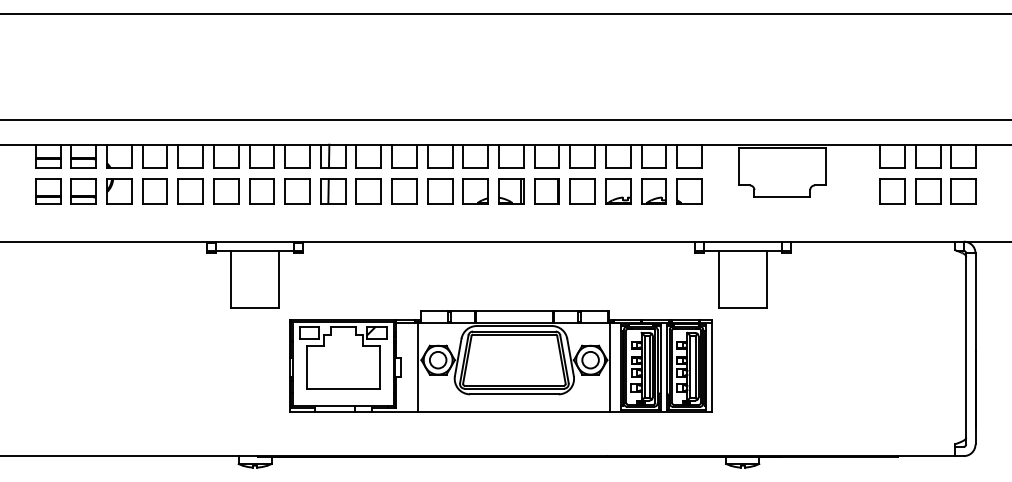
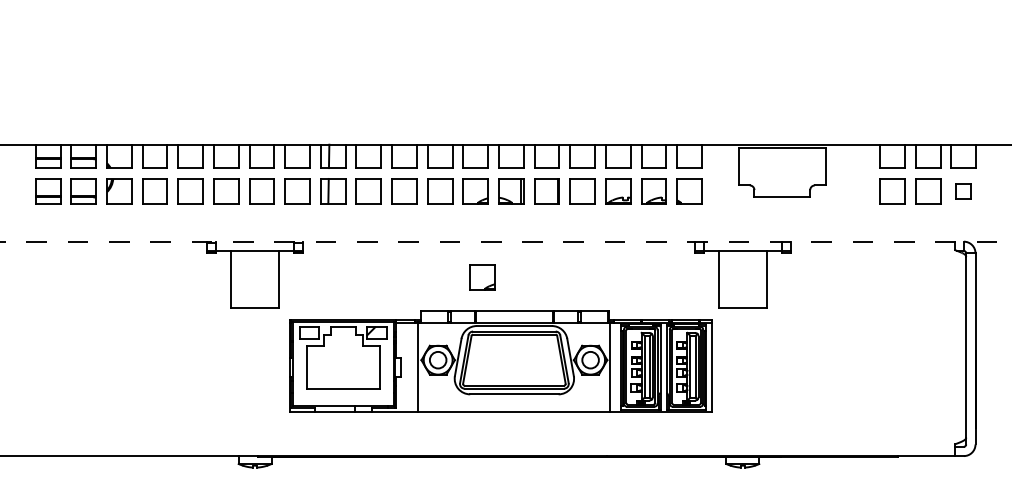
line: present -> none (505, 14)
line: present -> none (505, 119)
part size: 27x27 px -> 17x17 px (963, 191)
line: solid -> dashed (506, 241)
part: none -> present (482, 277)
